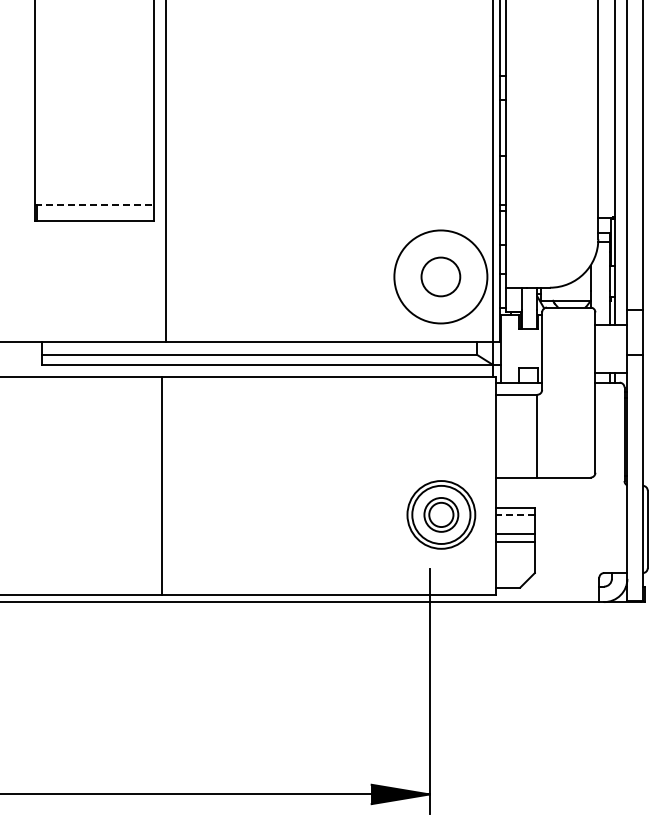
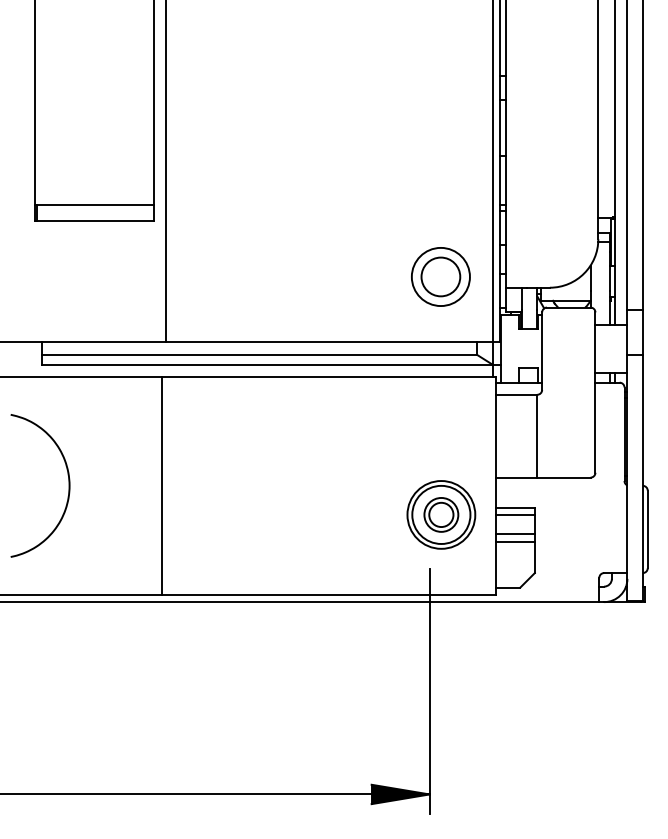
line: dashed -> solid (94, 205)
circle diameter: 93 px -> 58 px (440, 276)
curve: none -> present (68, 485)
line: dashed -> solid (515, 514)
